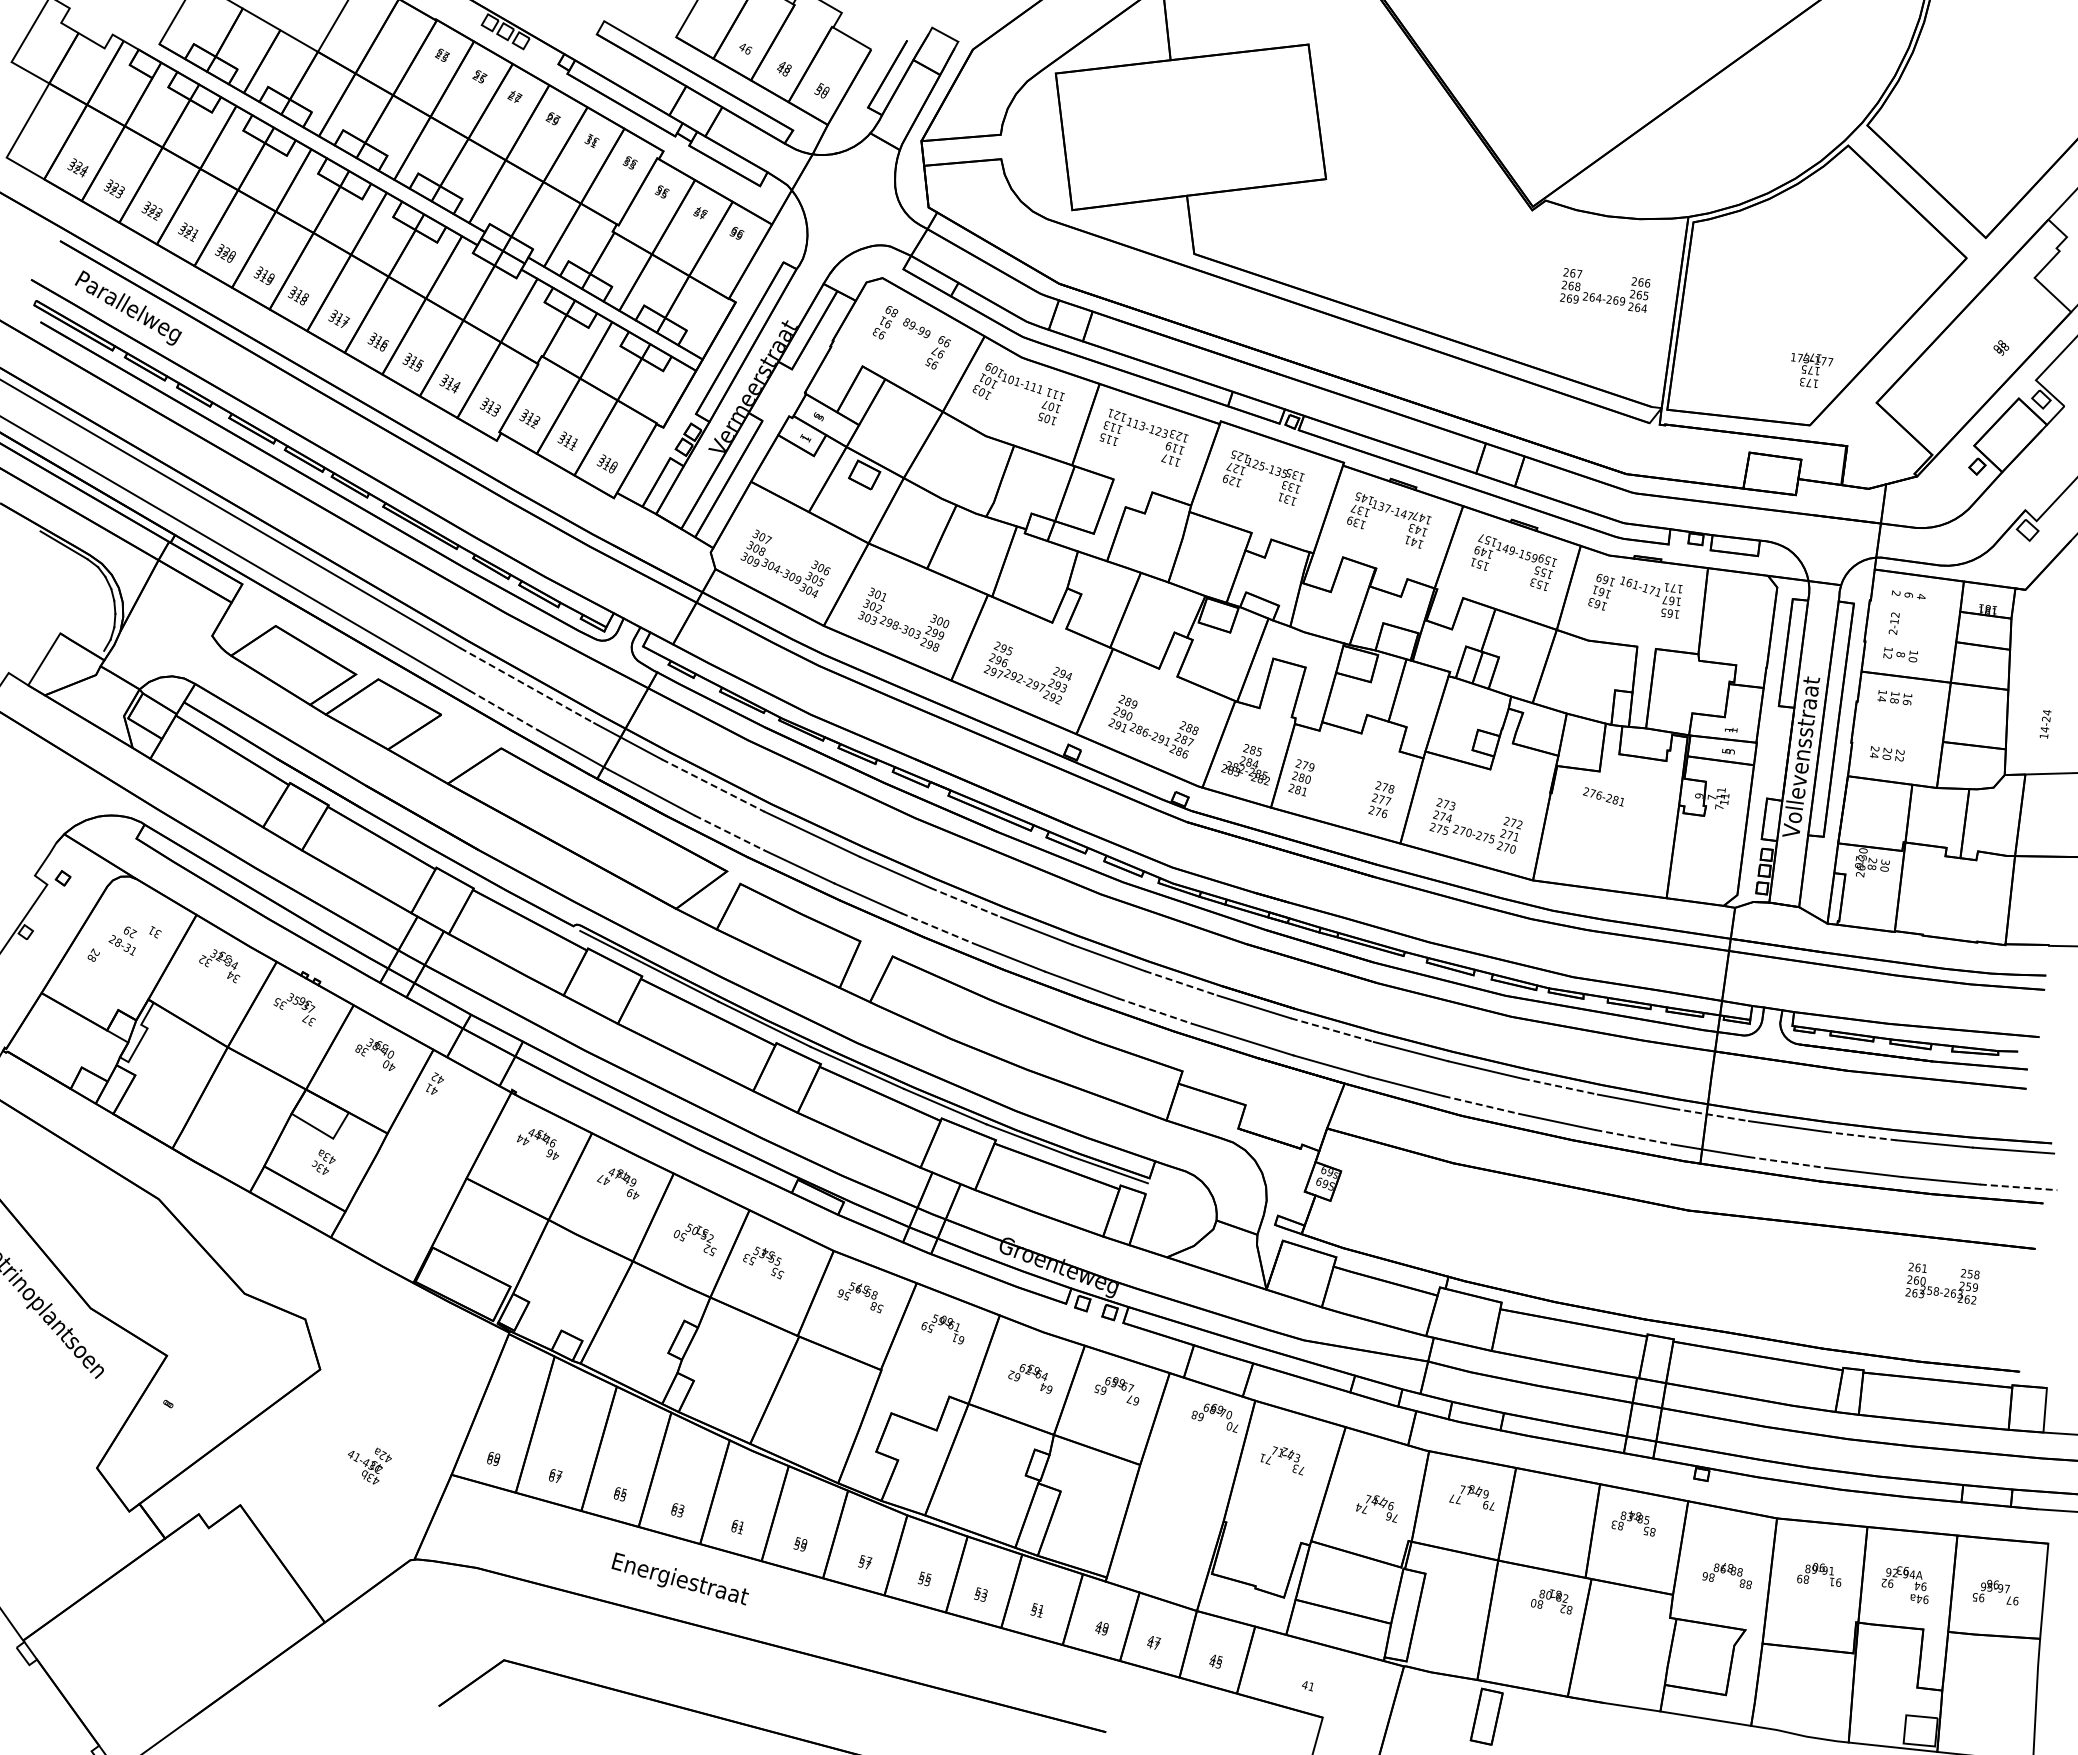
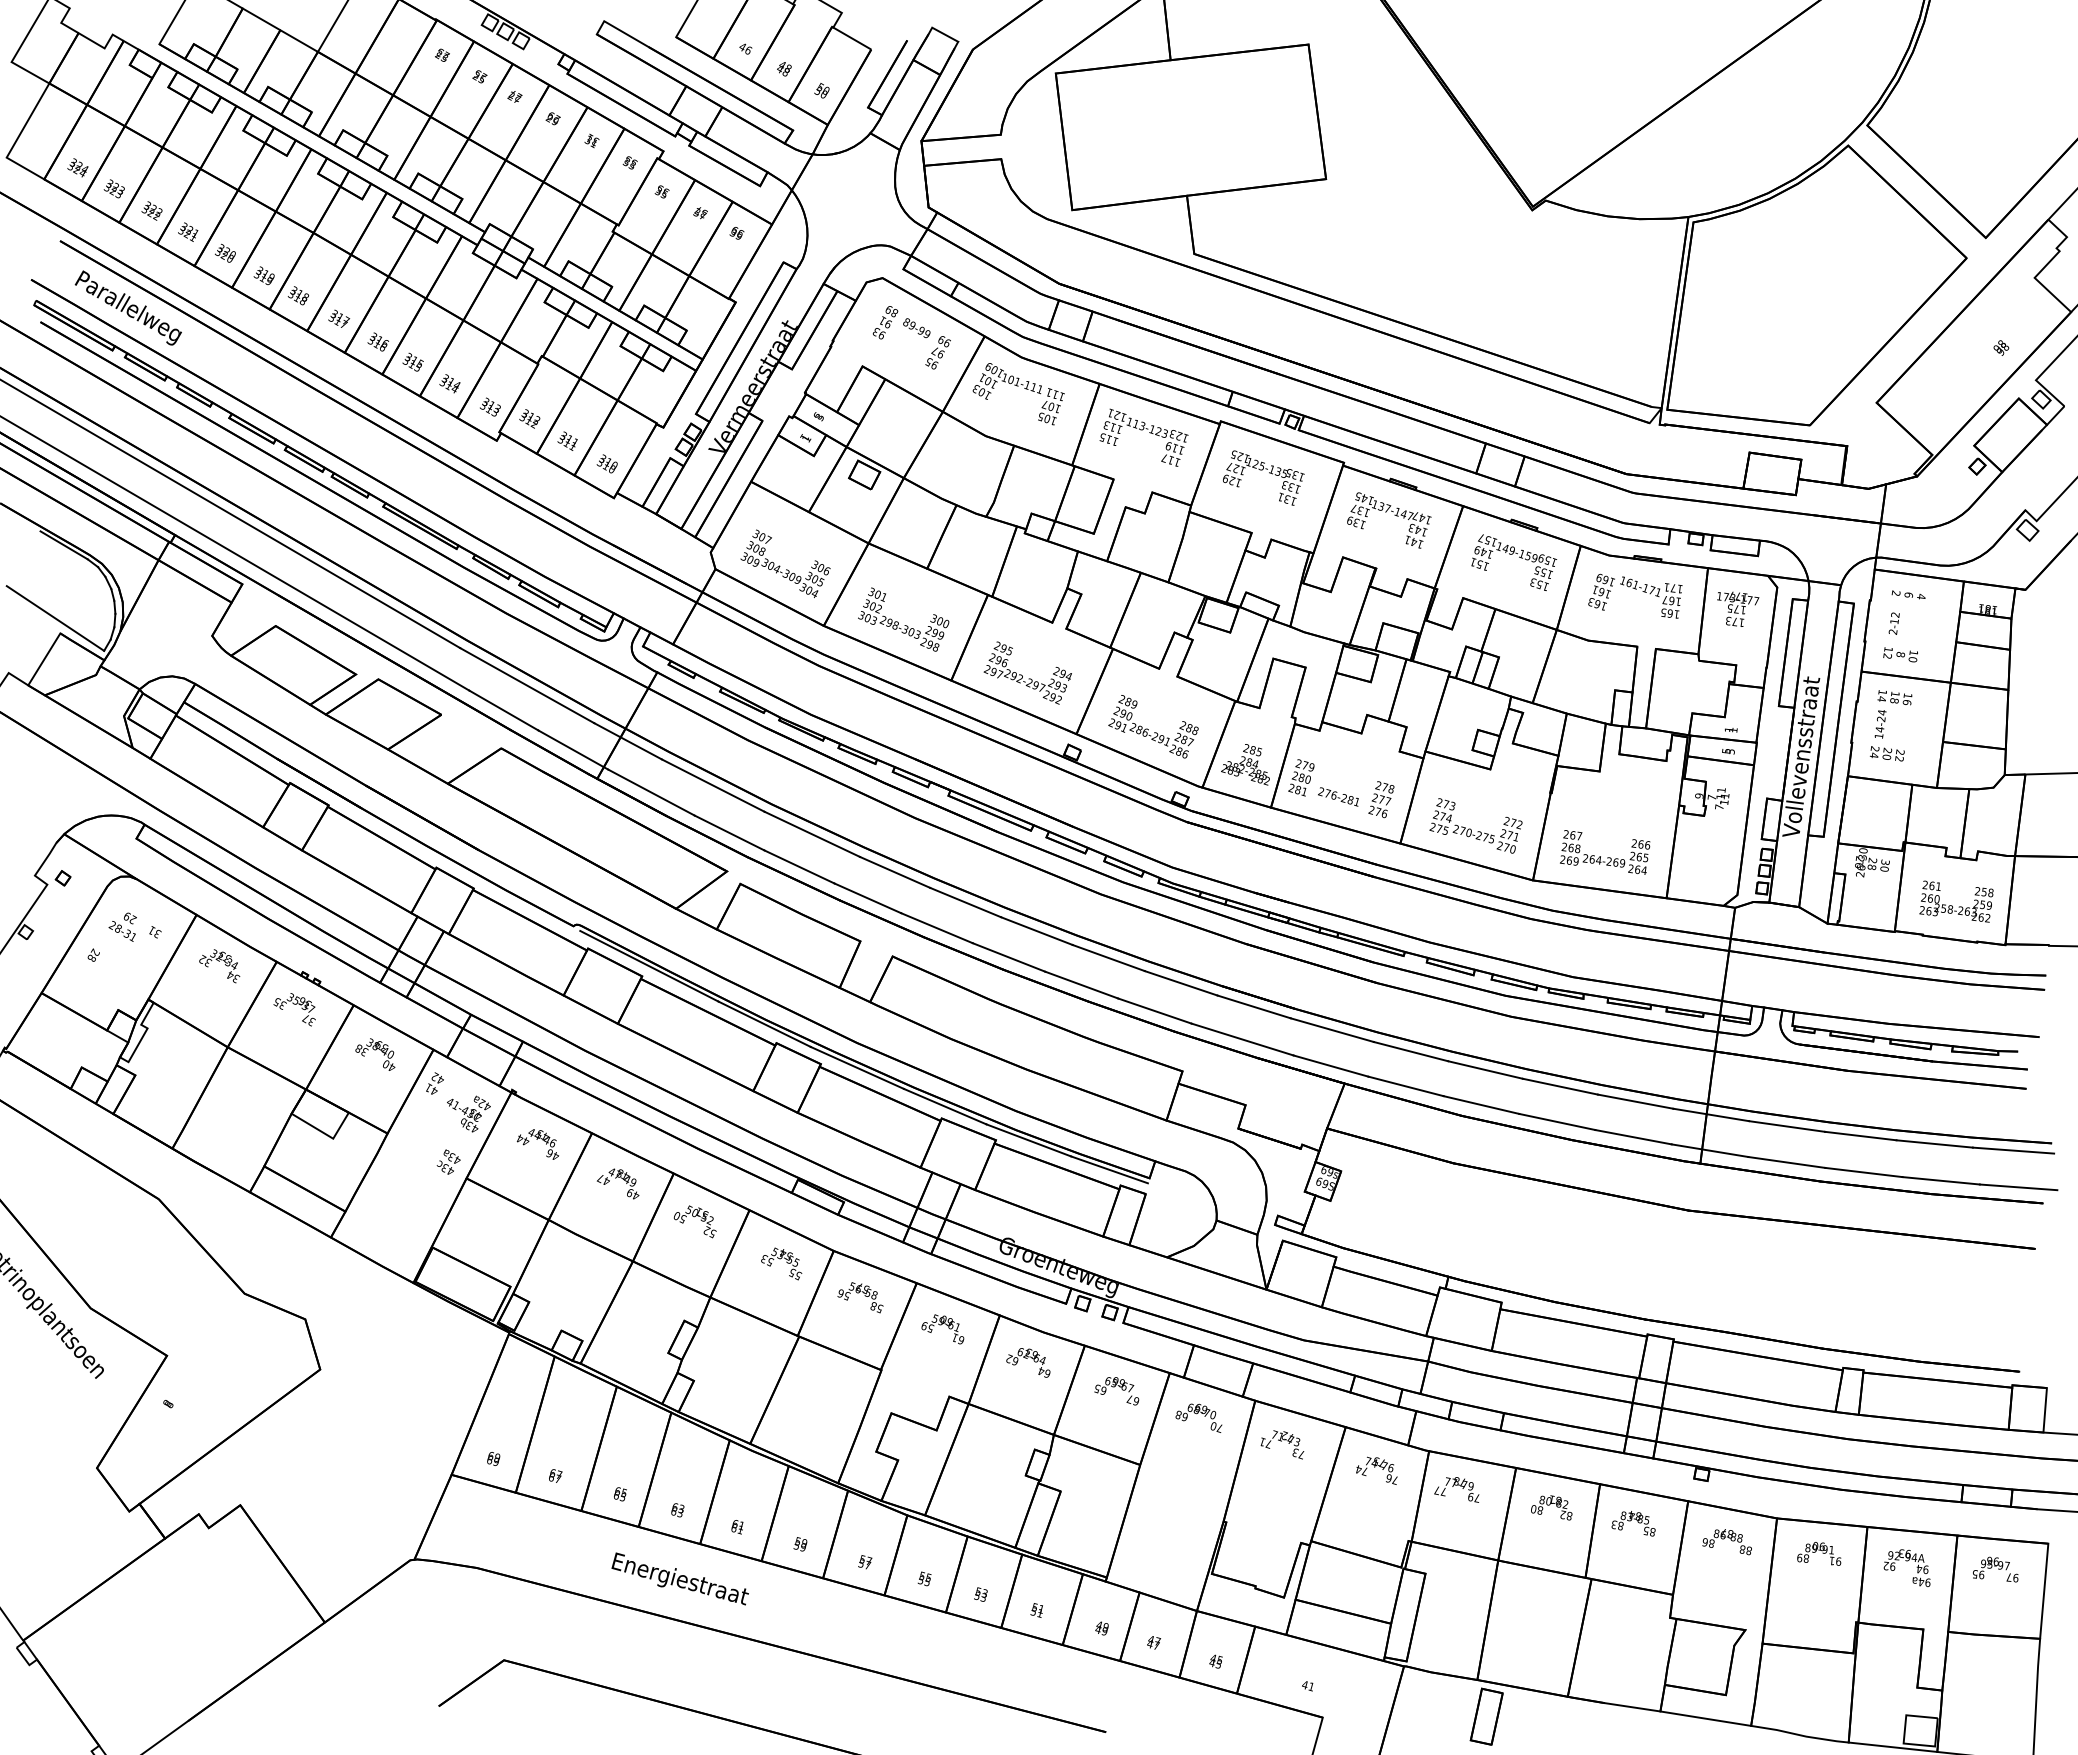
text position: (1605, 290) -> (1605, 852) (1605, 852)
text position: (1812, 369) -> (1738, 608) (1738, 608)
line: none -> present (55, 618)
line: dashed -> solid (527, 685)
line: dashed -> solid (503, 710)
text position: (2045, 724) -> (1880, 724) (1880, 724)
line: dashed -> solid (713, 785)
text position: (1603, 796) -> (1338, 796) (1338, 796)
line: dashed -> solid (729, 832)
line: dashed -> solid (966, 902)
line: dashed -> solid (936, 928)
text position: (122, 940) -> (122, 926) (122, 926)
line: dashed -> solid (1181, 983)
line: dashed -> solid (1154, 1011)
line: dashed -> solid (1332, 1030)
line: dashed -> solid (1560, 1086)
line: dashed -> solid (1481, 1105)
line: dashed -> solid (1711, 1115)
line: dashed -> solid (1860, 1136)
line: dashed -> solid (1633, 1137)
text position: (323, 1161) -> (448, 1161) (448, 1161)
line: dashed -> solid (1786, 1162)
line: dashed -> solid (2018, 1187)
text position: (694, 1239) -> (694, 1221) (694, 1221)
text position: (763, 1262) -> (781, 1263) (781, 1263)
text position: (1942, 1283) -> (1956, 901) (1956, 901)
text position: (1030, 1378) -> (1028, 1362) (1028, 1362)
text position: (1214, 1417) -> (1198, 1417) (1198, 1417)
text position: (1282, 1460) -> (1282, 1444) (1282, 1444)
text position: (369, 1465) -> (468, 1113) (468, 1113)
text position: (1471, 1497) -> (1456, 1489) (1456, 1489)
text position: (1376, 1508) -> (1376, 1470) (1376, 1470)
text position: (1819, 1574) -> (1819, 1553) (1819, 1553)
text position: (1726, 1576) -> (1726, 1542) (1726, 1542)
text position: (1904, 1584) -> (1906, 1567) (1906, 1567)
text position: (1995, 1592) -> (1995, 1569) (1995, 1569)
text position: (1551, 1601) -> (1551, 1507) (1551, 1507)
